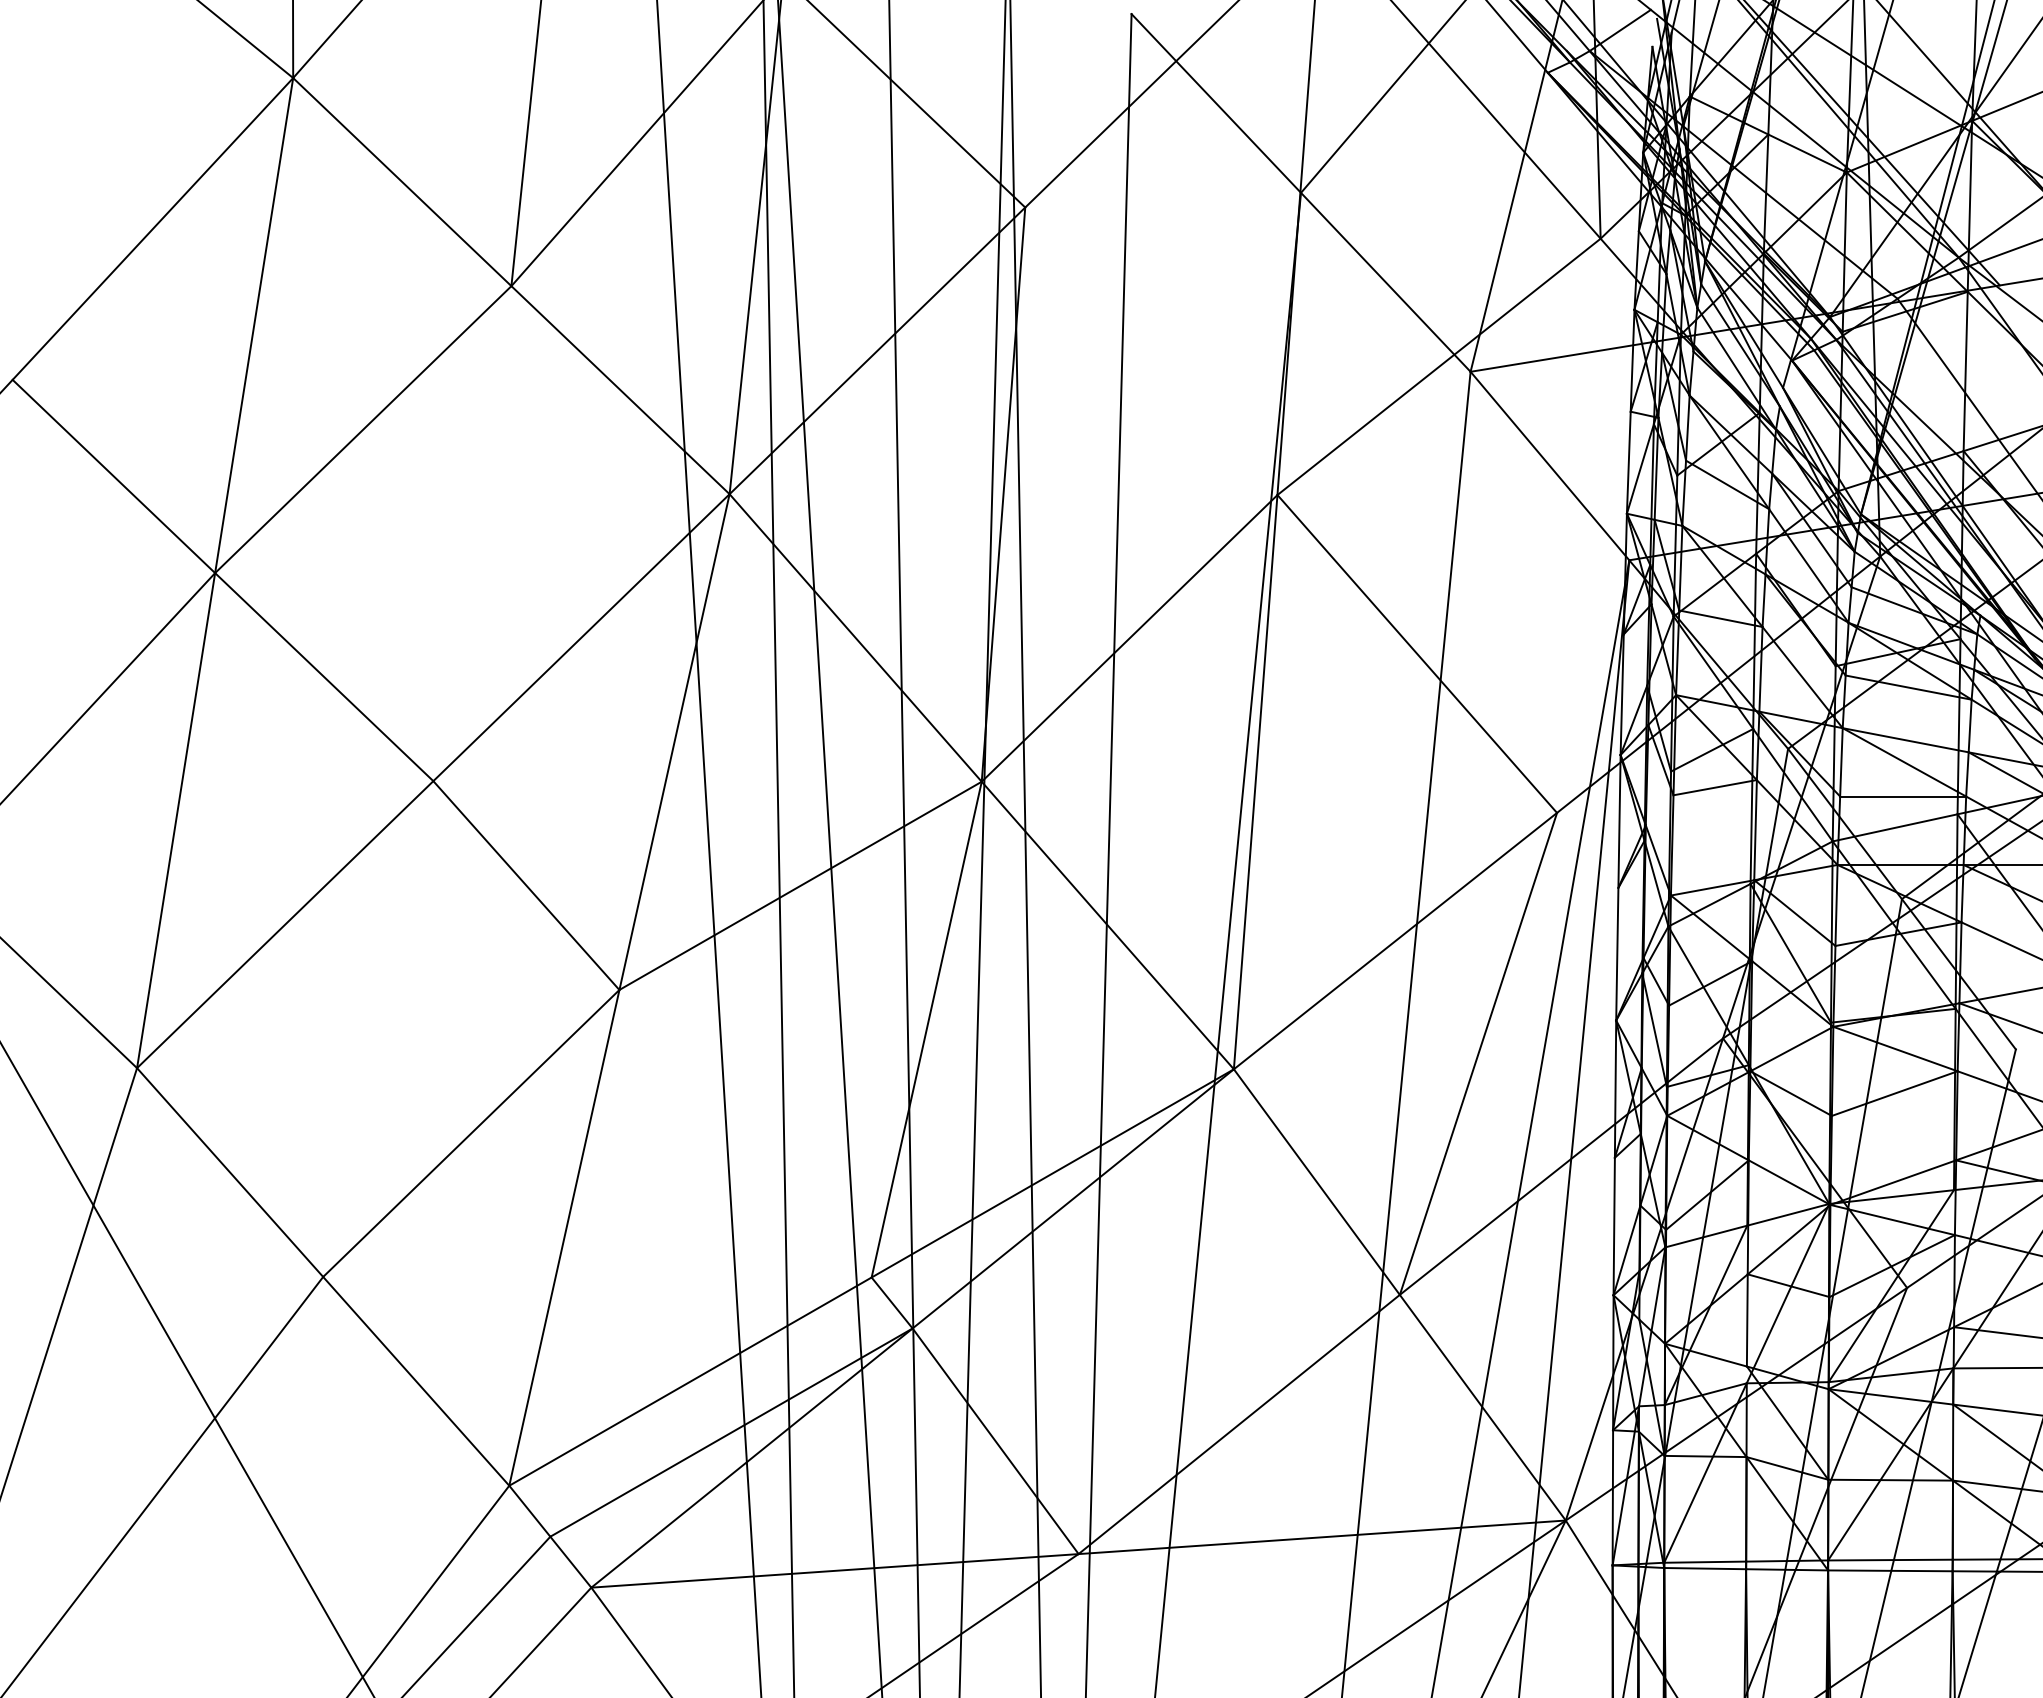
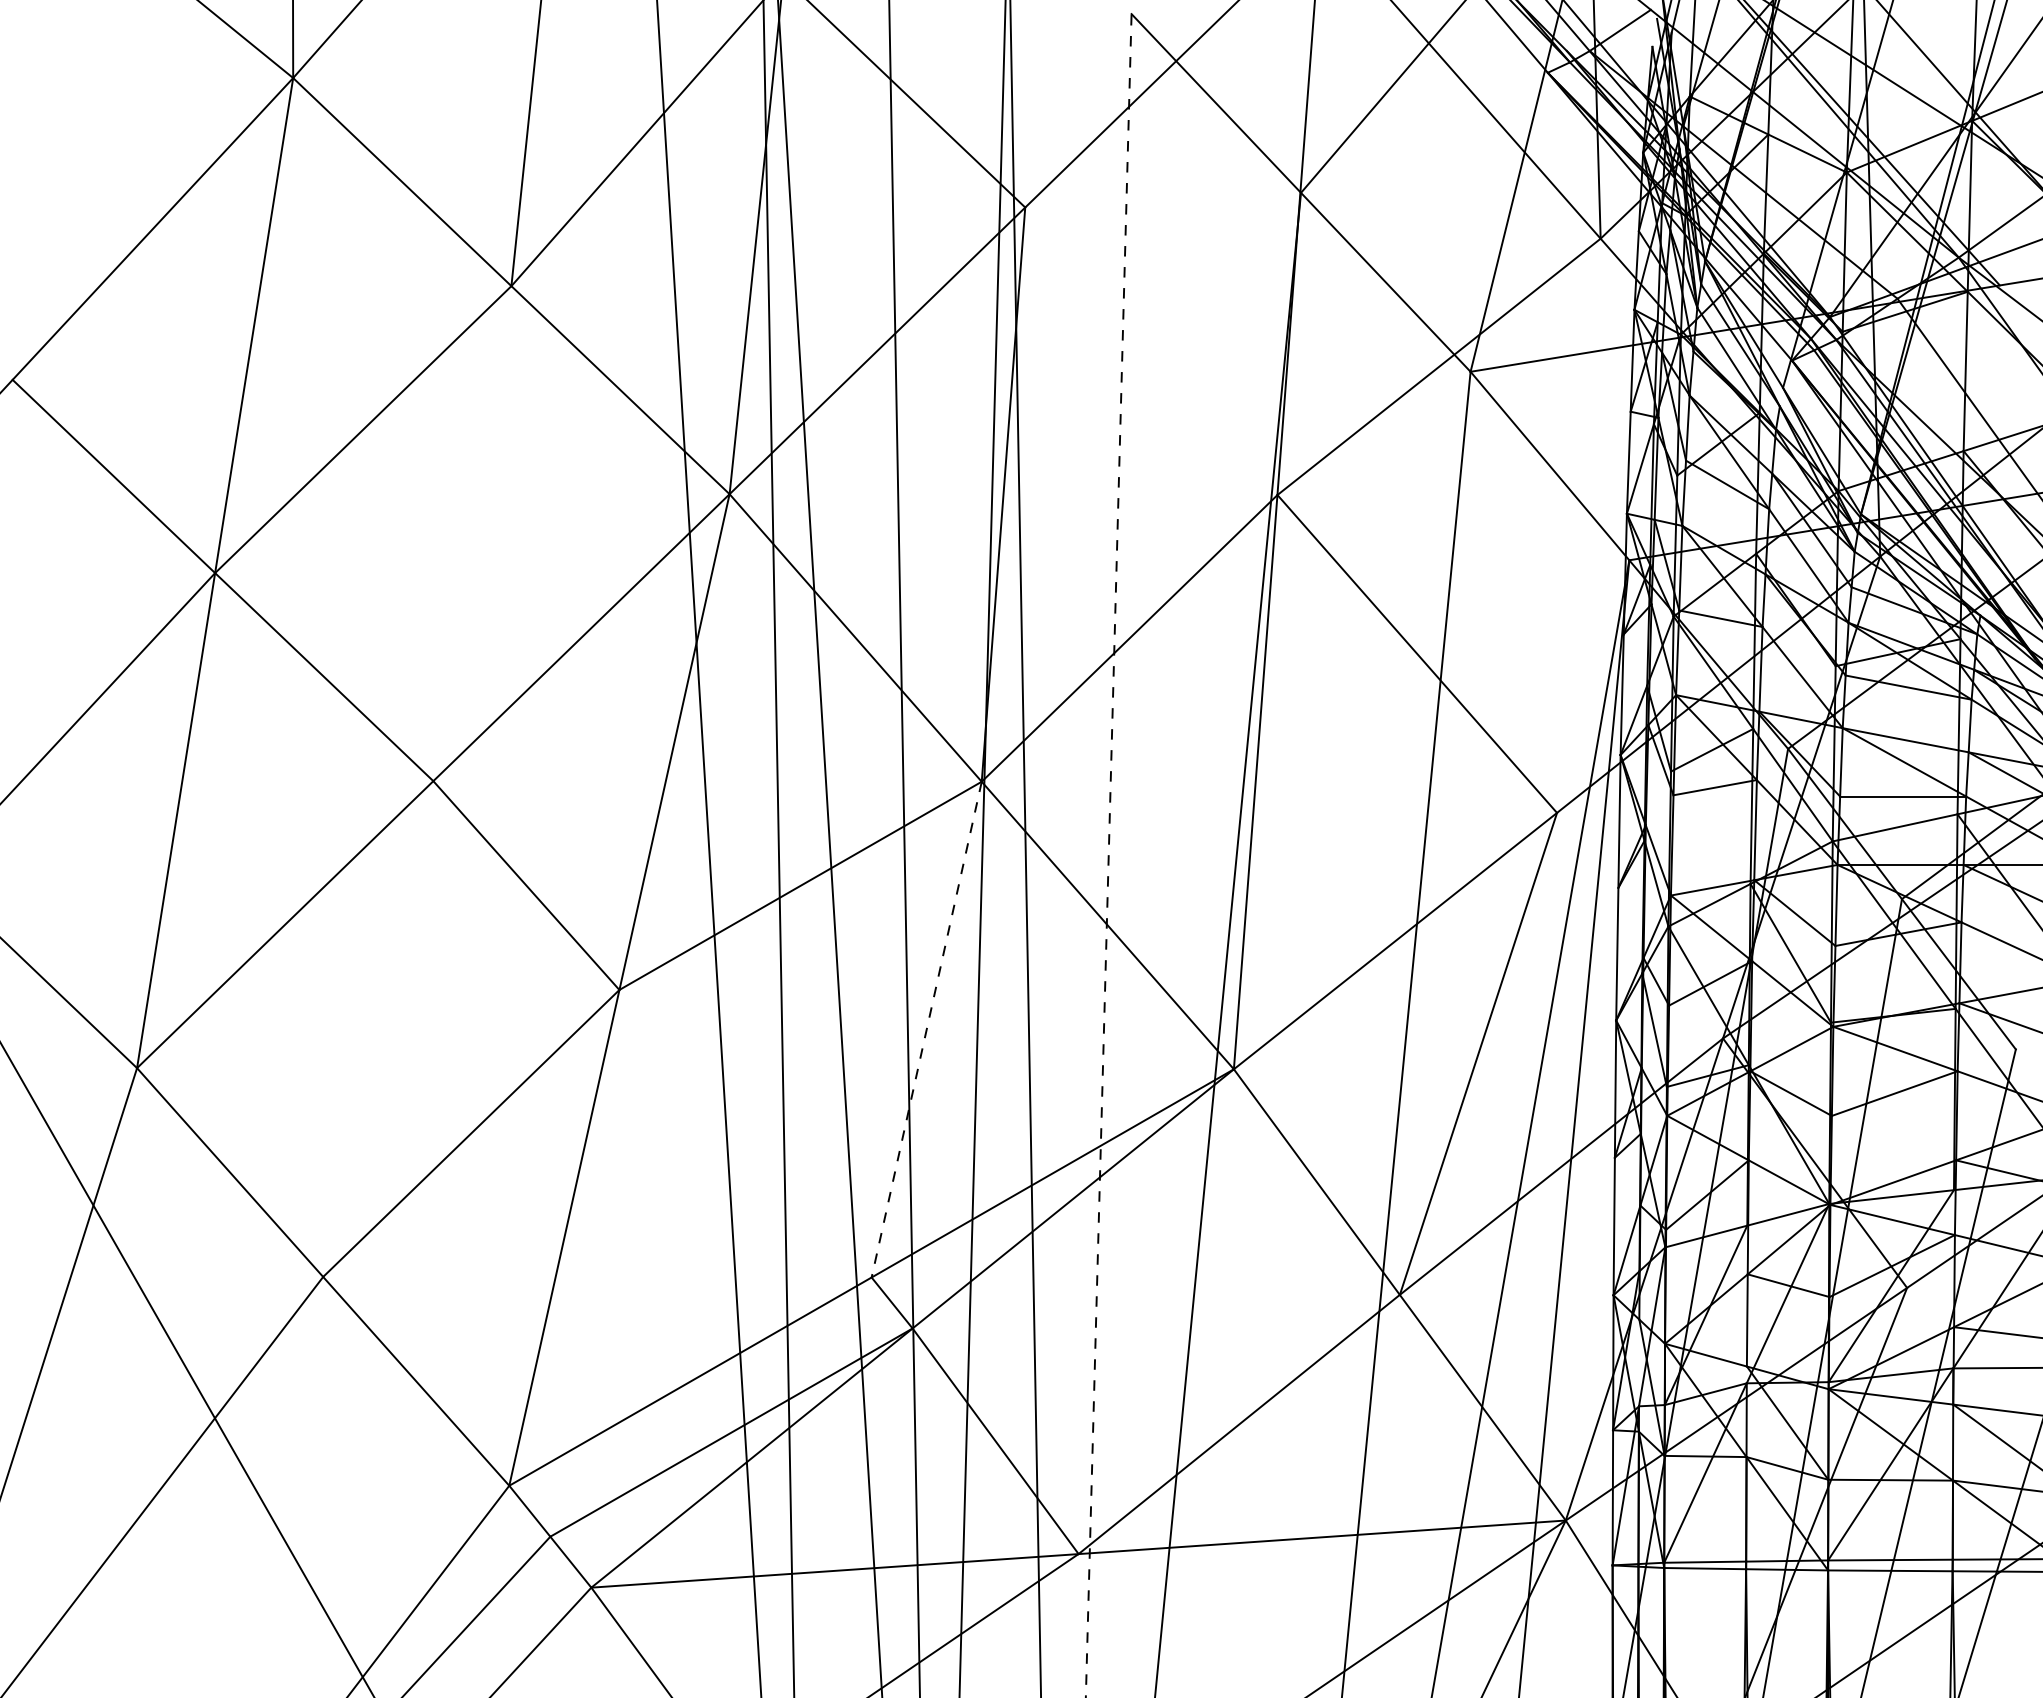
line: solid -> dashed (1108, 855)
line: solid -> dashed (926, 1029)
